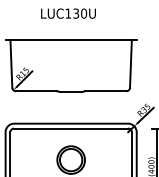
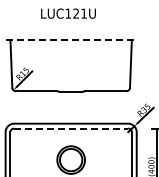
text: LUC130U -> LUC121U (80, 13)
line: solid -> dashed (71, 40)
line: solid -> dashed (71, 128)
